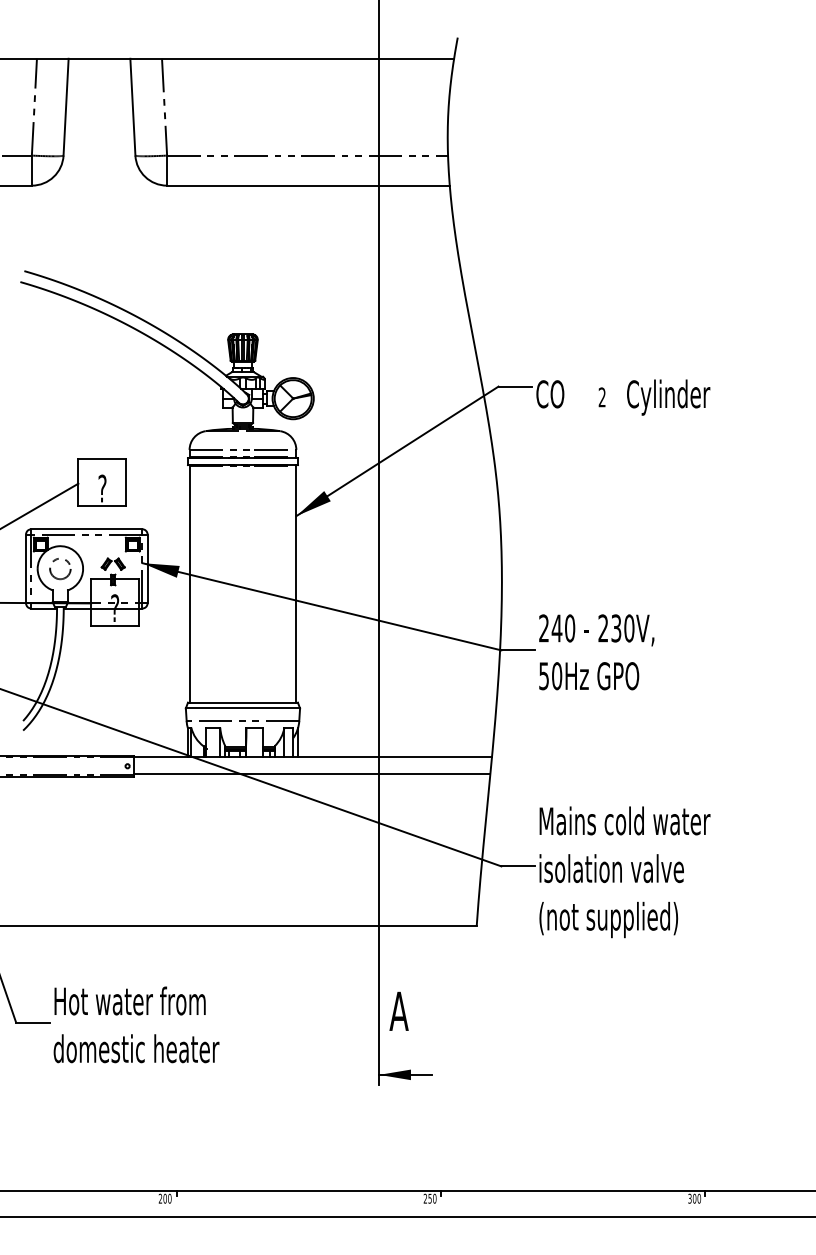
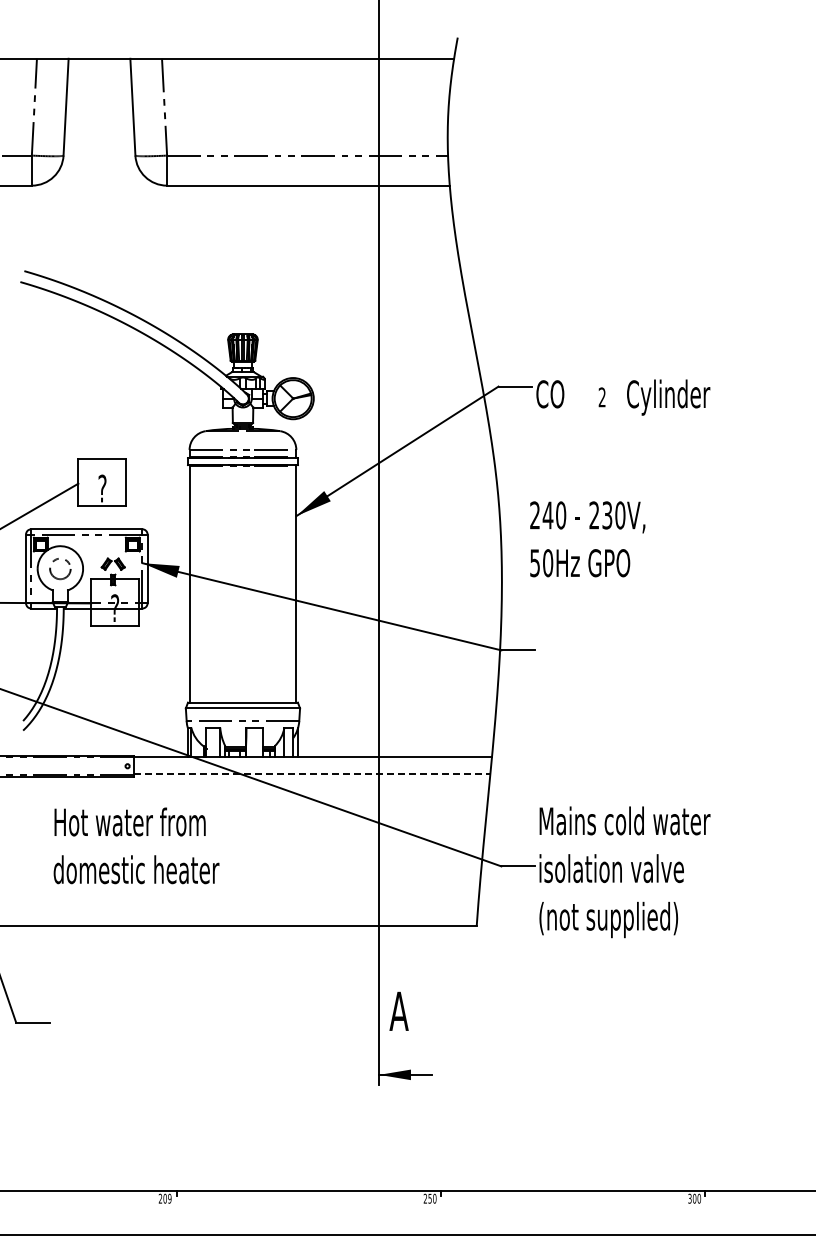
text position: (596, 652) -> (587, 539) (587, 539)
line: solid -> dashed (312, 773)
text position: (136, 1024) -> (136, 845) (136, 845)
text: 200 -> 209 (169, 1198)
line position: (407, 1217) -> (407, 1235) (407, 1235)
